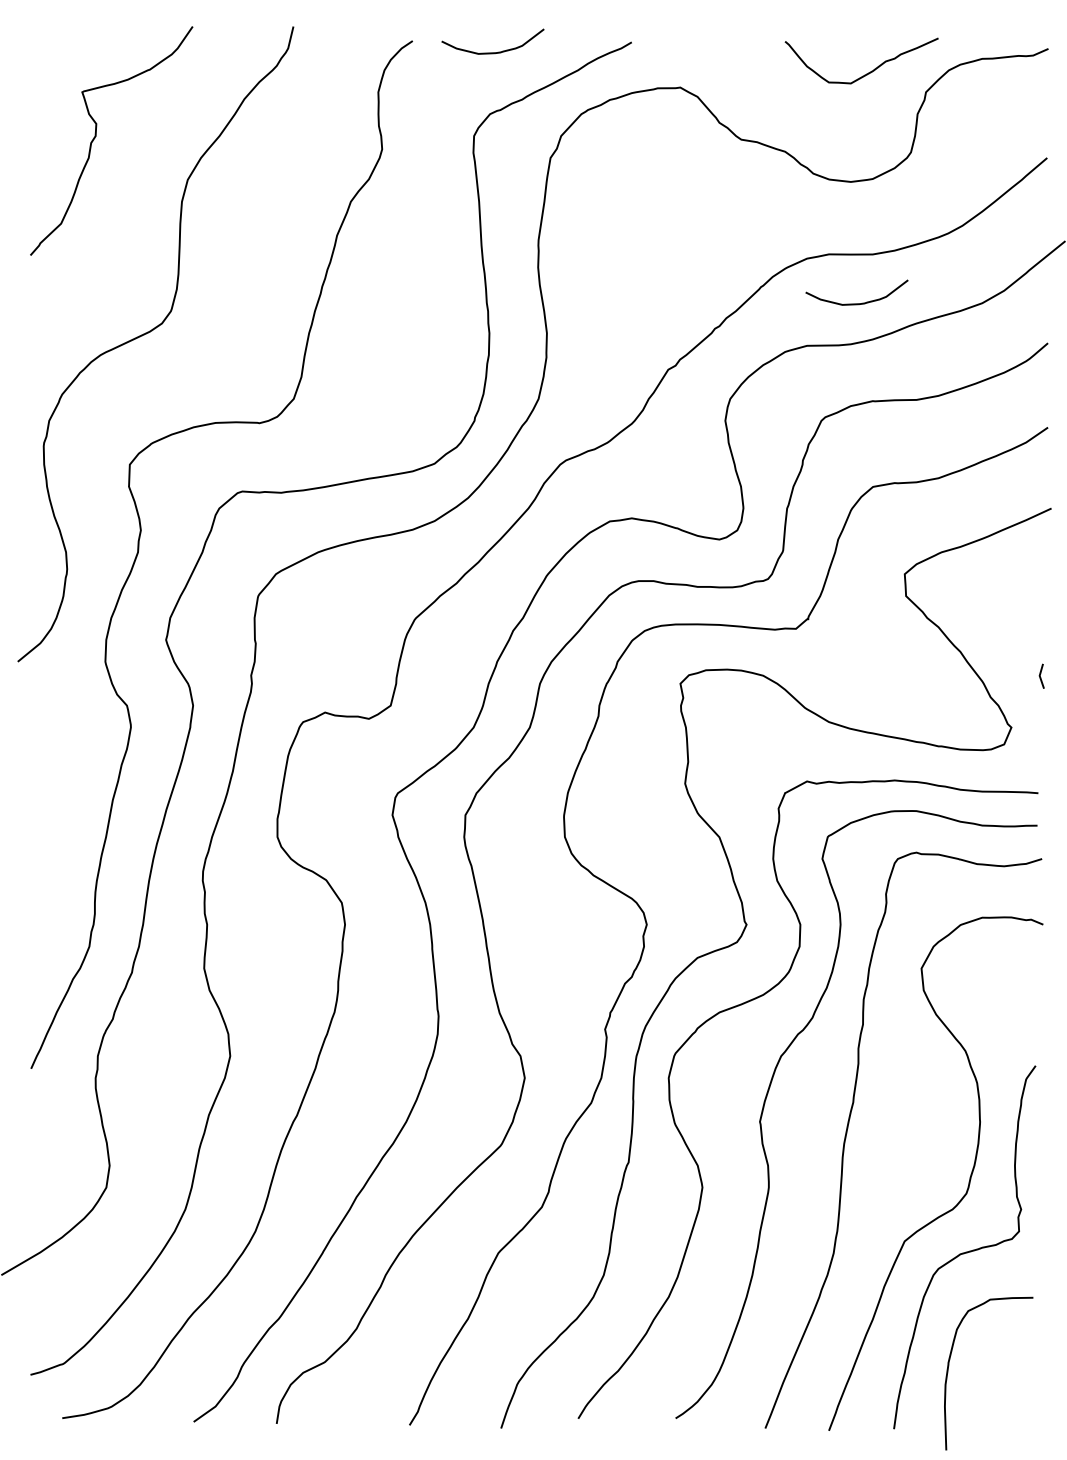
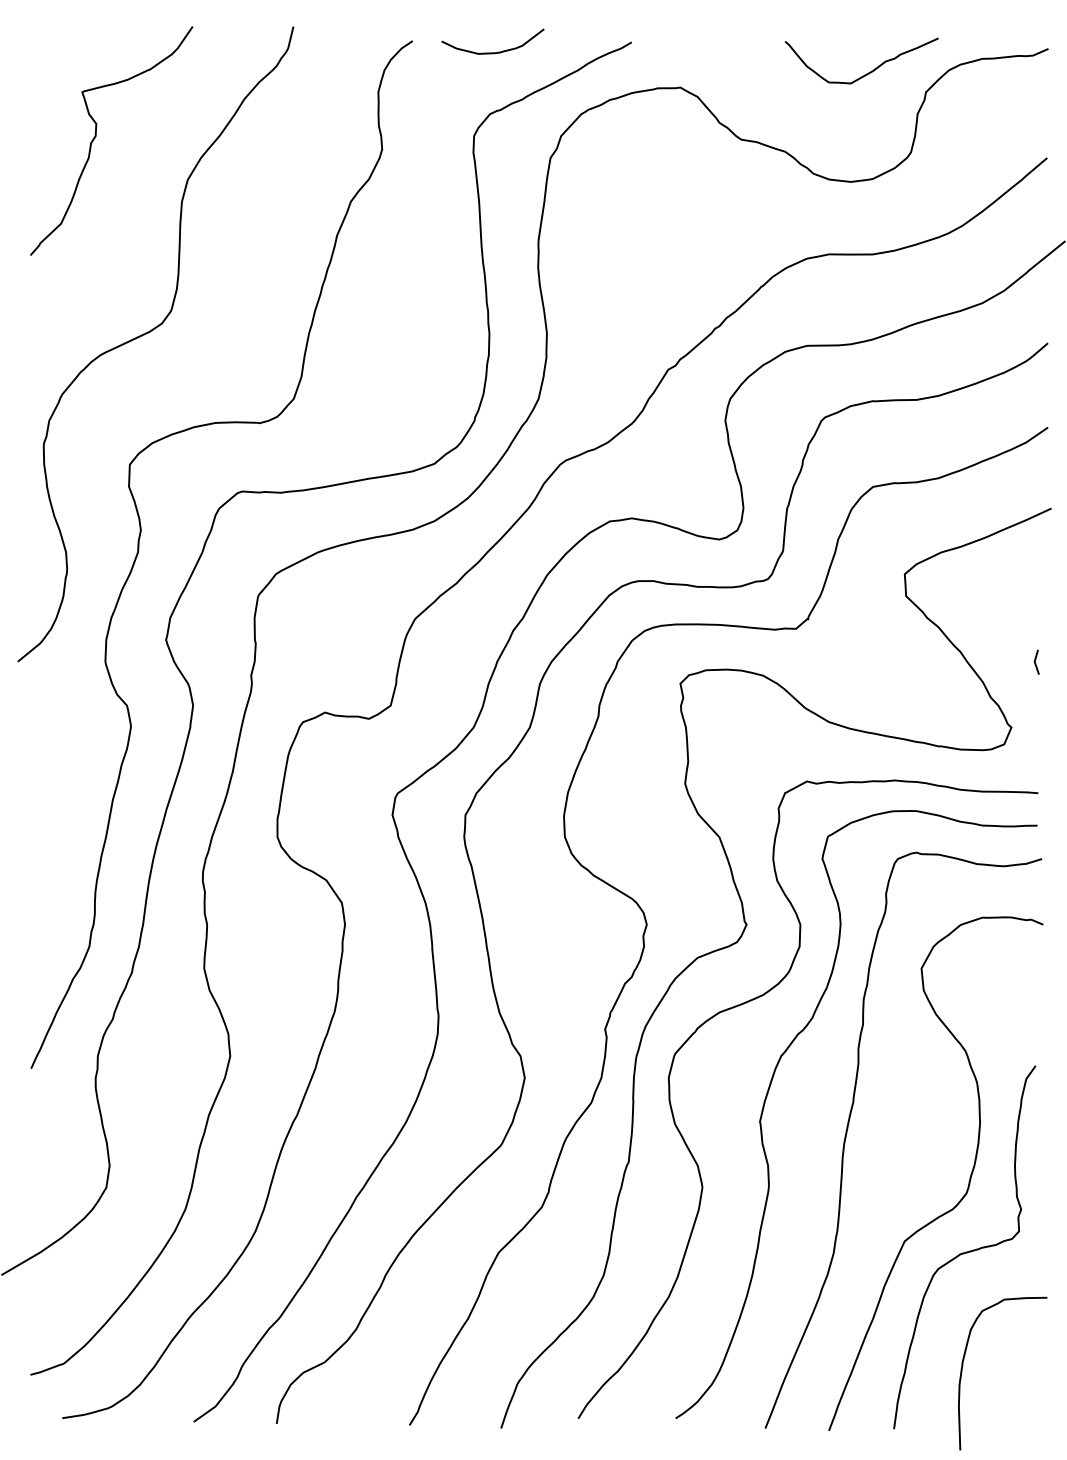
curve: present -> none (856, 303)
line position: (1040, 675) -> (1035, 661) (1035, 661)
curve position: (949, 1366) -> (963, 1366) (963, 1366)
